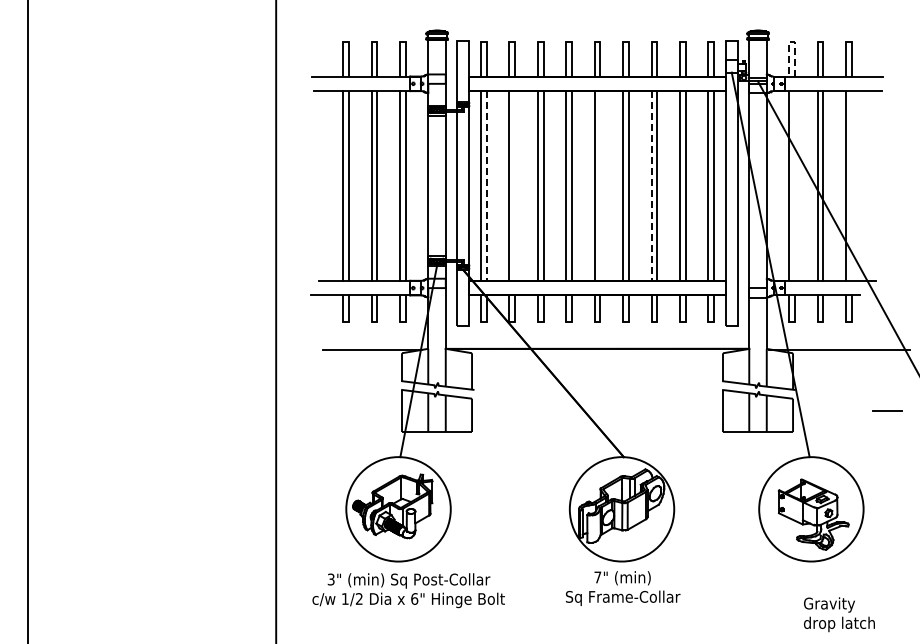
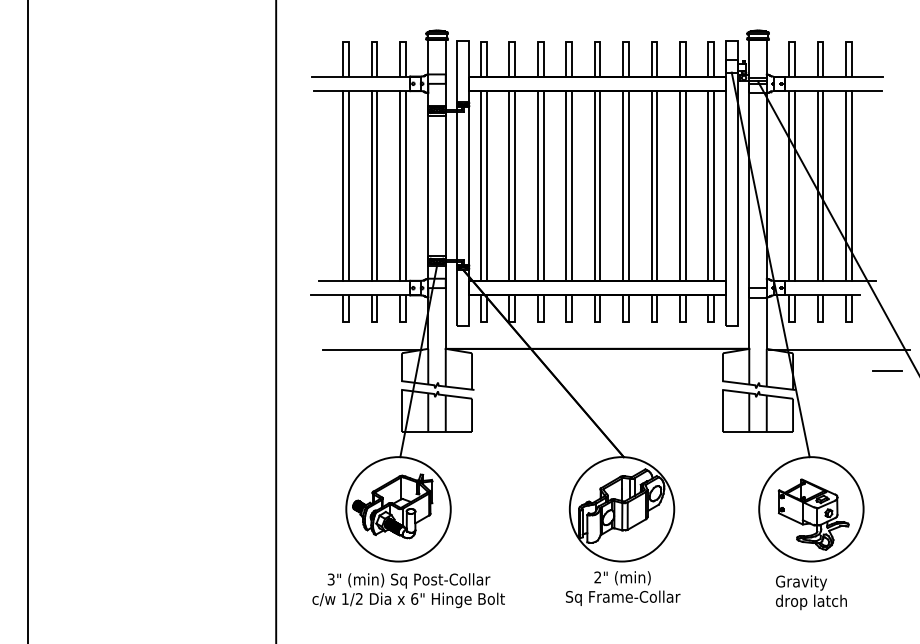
line: dashed -> solid (792, 41)
line: none -> present (515, 185)
line: none -> present (600, 185)
line: none -> present (794, 185)
line: none -> present (851, 185)
line: dashed -> solid (486, 186)
line: dashed -> solid (651, 186)
line position: (887, 410) -> (887, 370) (887, 370)
text: 7" -> 2" (597, 577)
text position: (839, 614) -> (811, 592) (811, 592)
